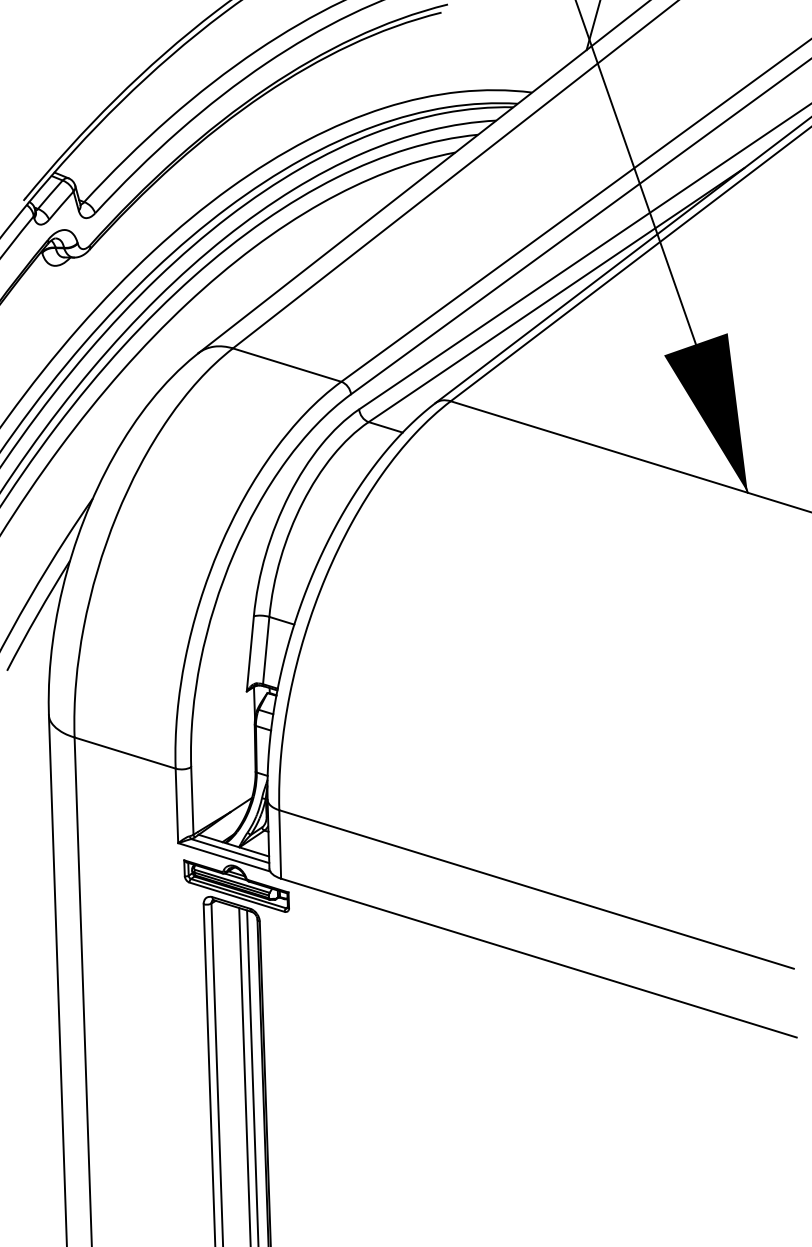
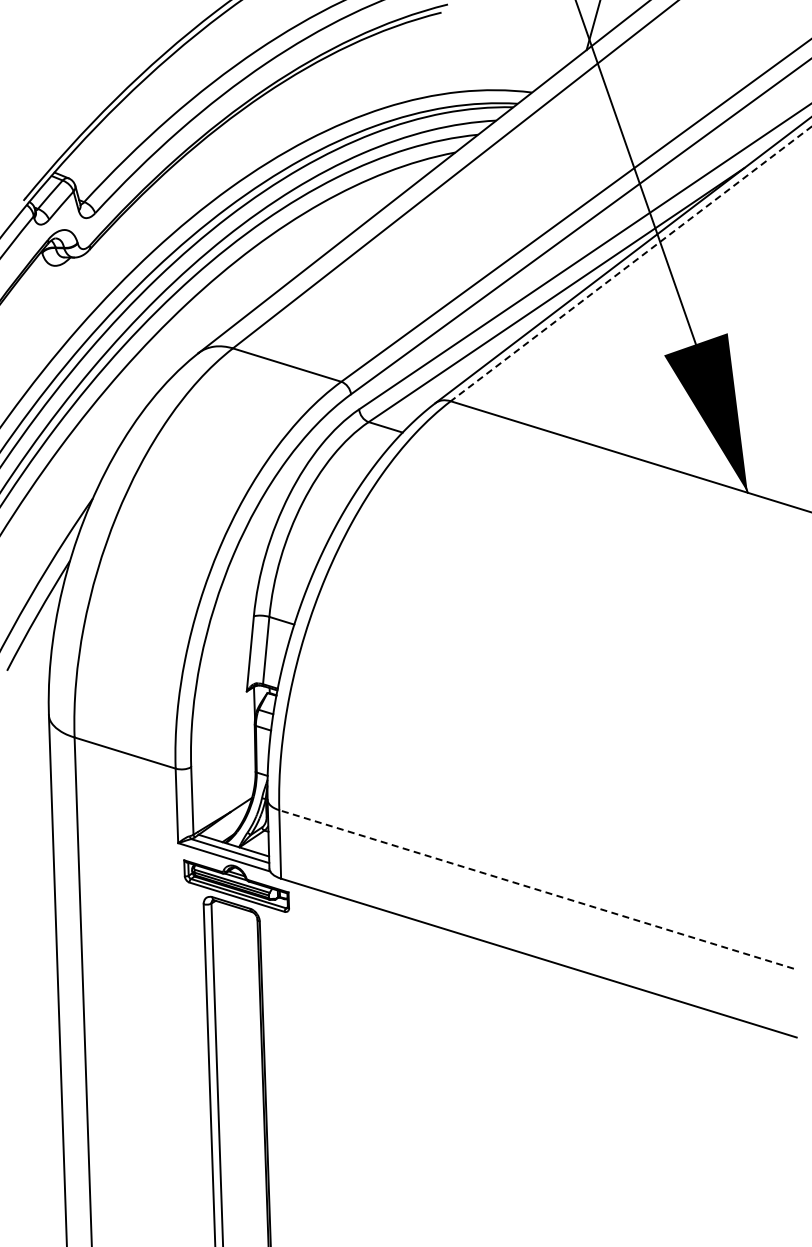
line: solid -> dashed (631, 264)
line: solid -> dashed (536, 889)
line: present -> none (244, 1075)
line: present -> none (252, 1076)
